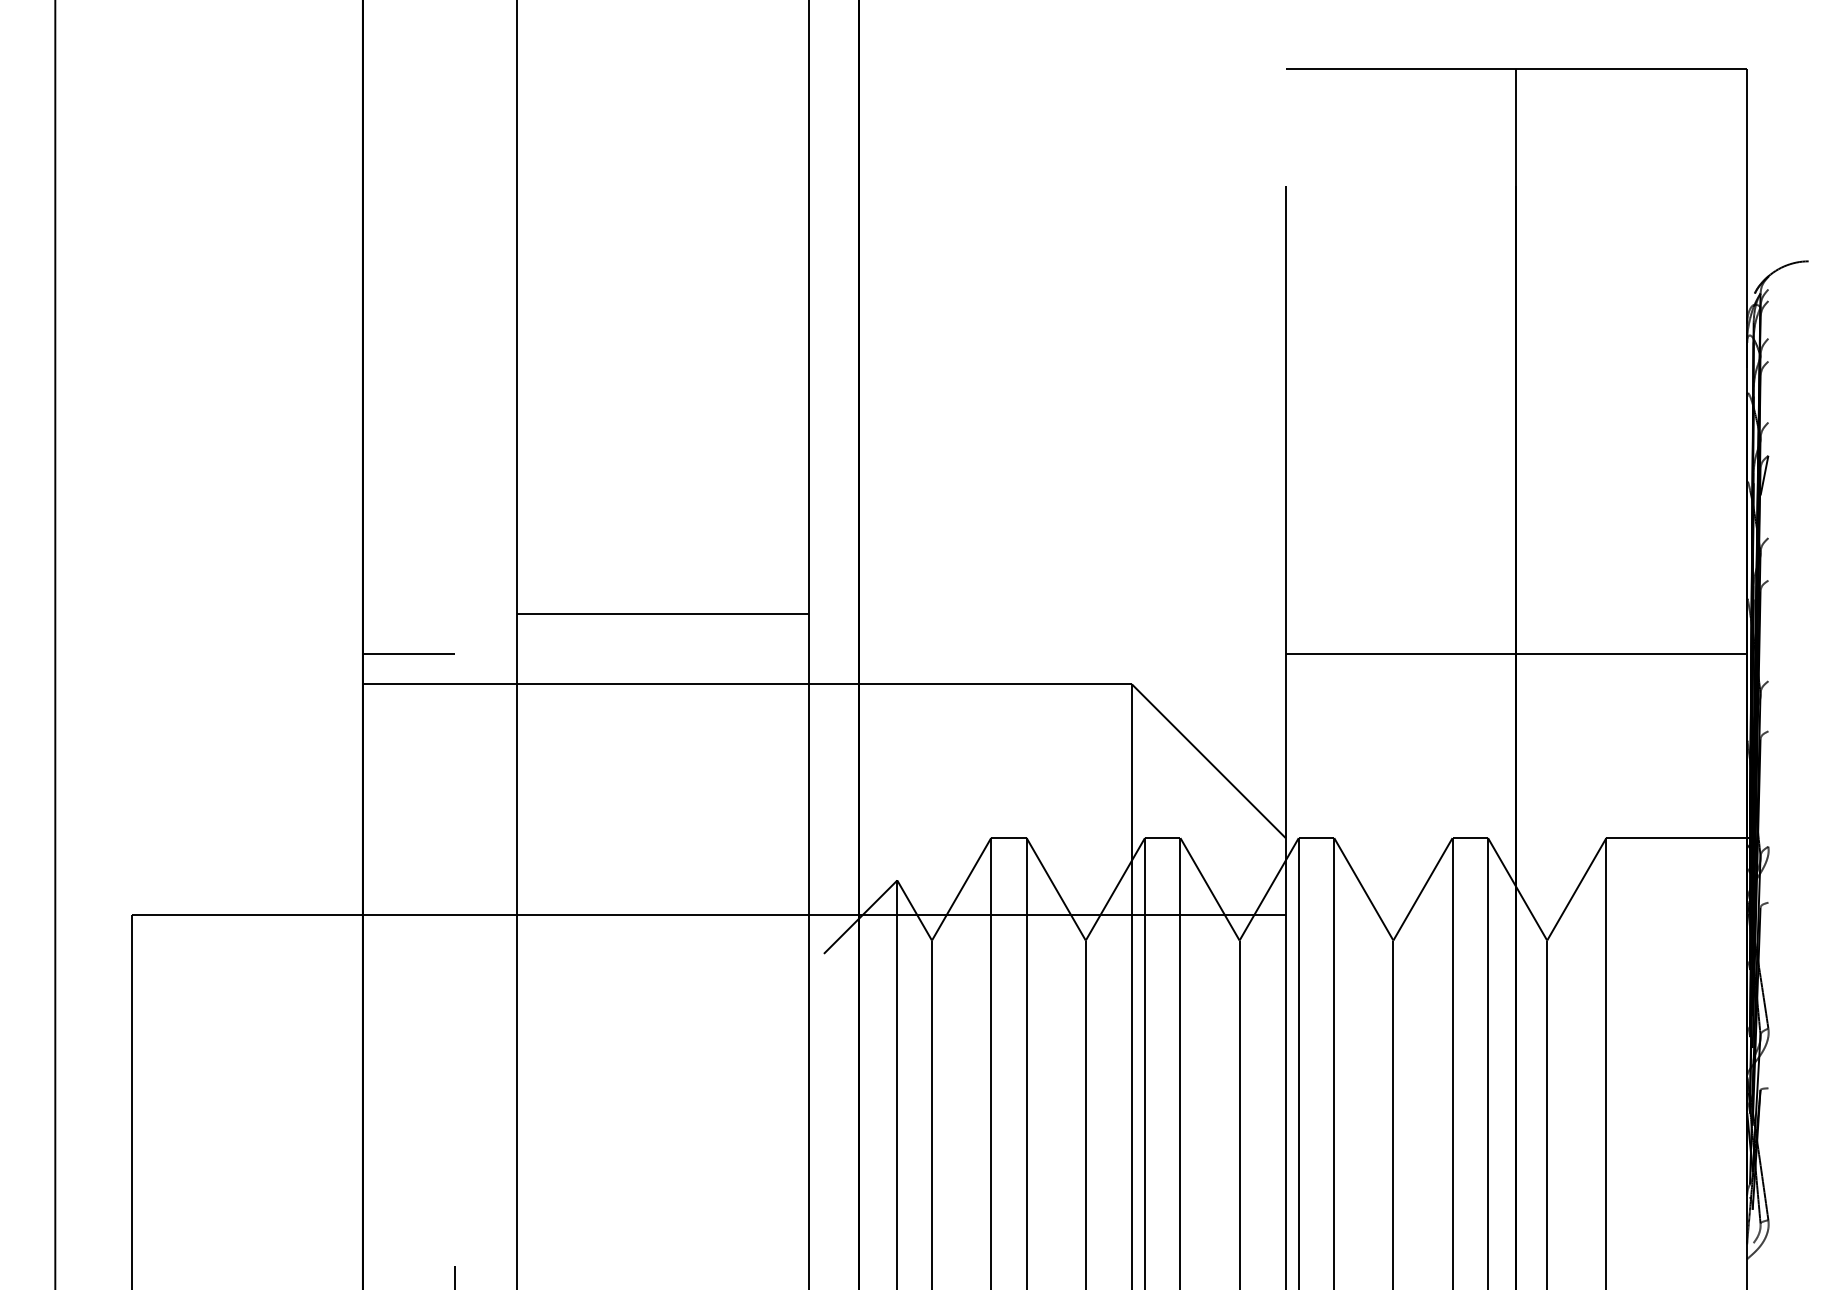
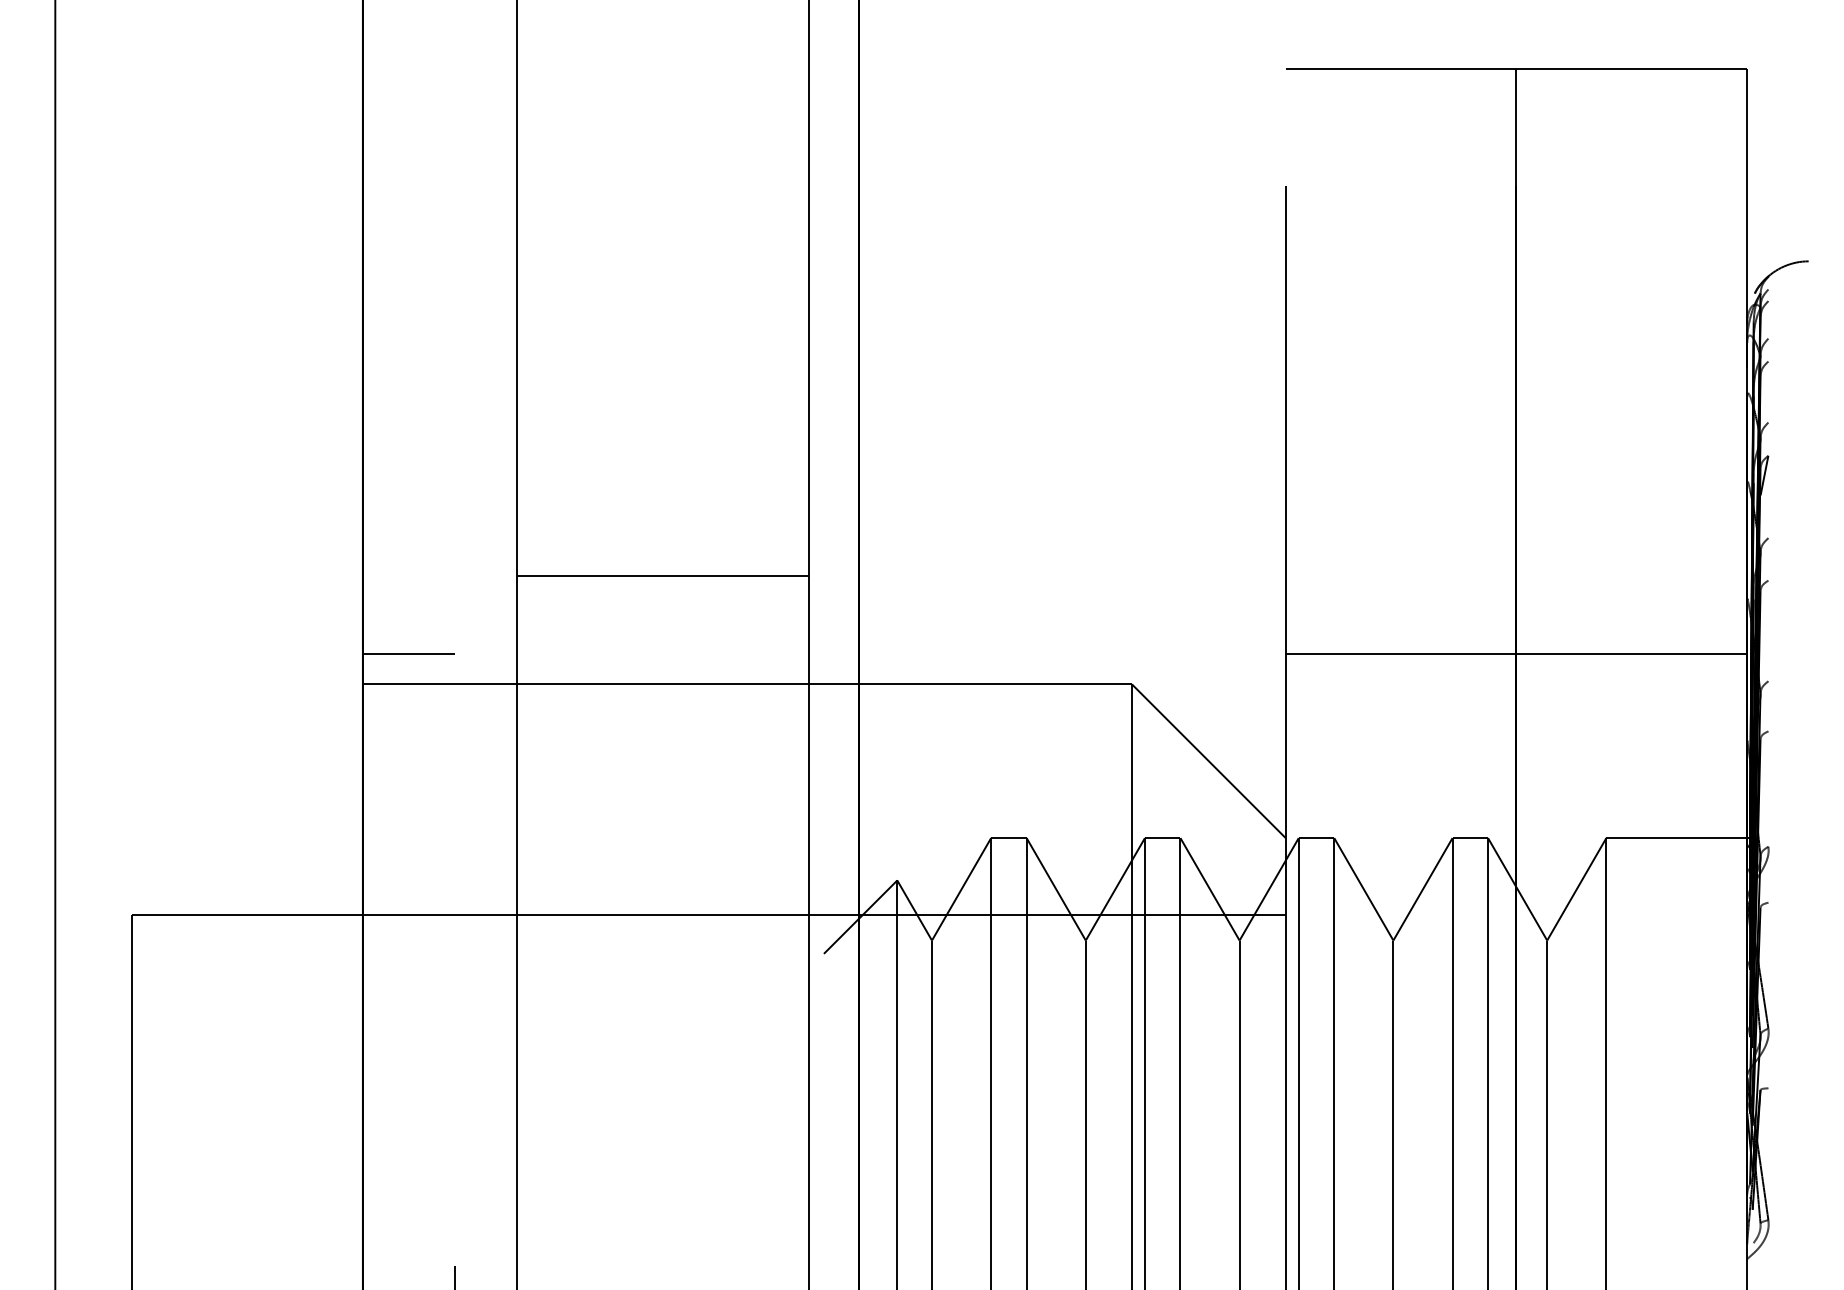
line position: (662, 613) -> (662, 575) (662, 575)
